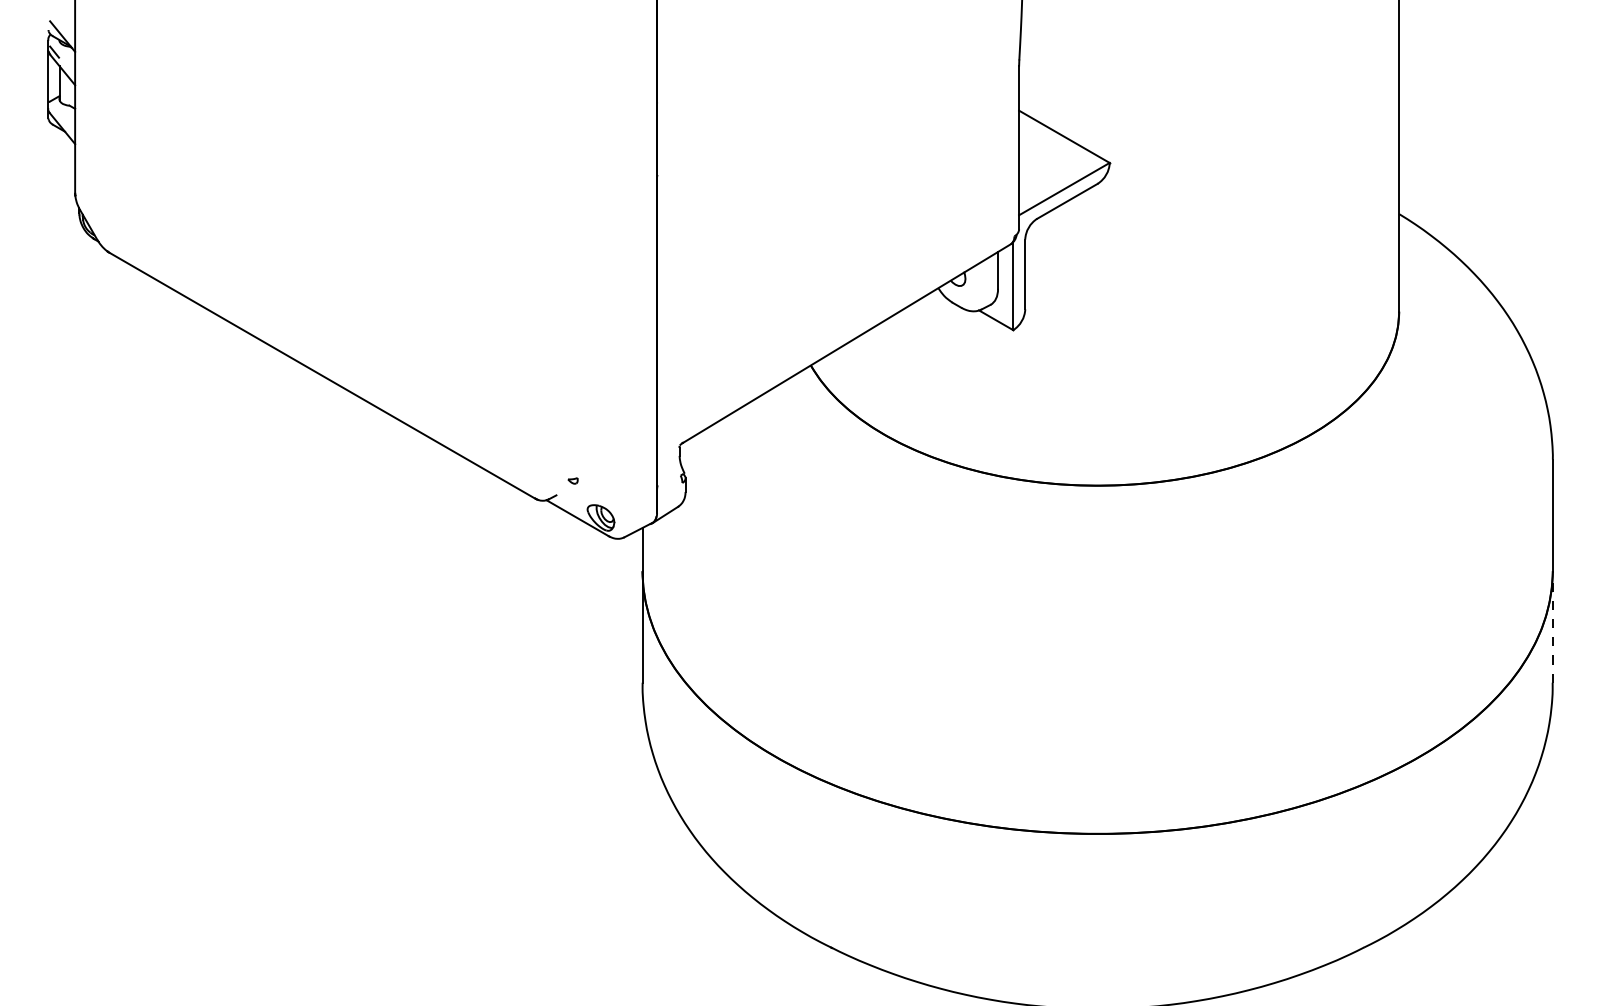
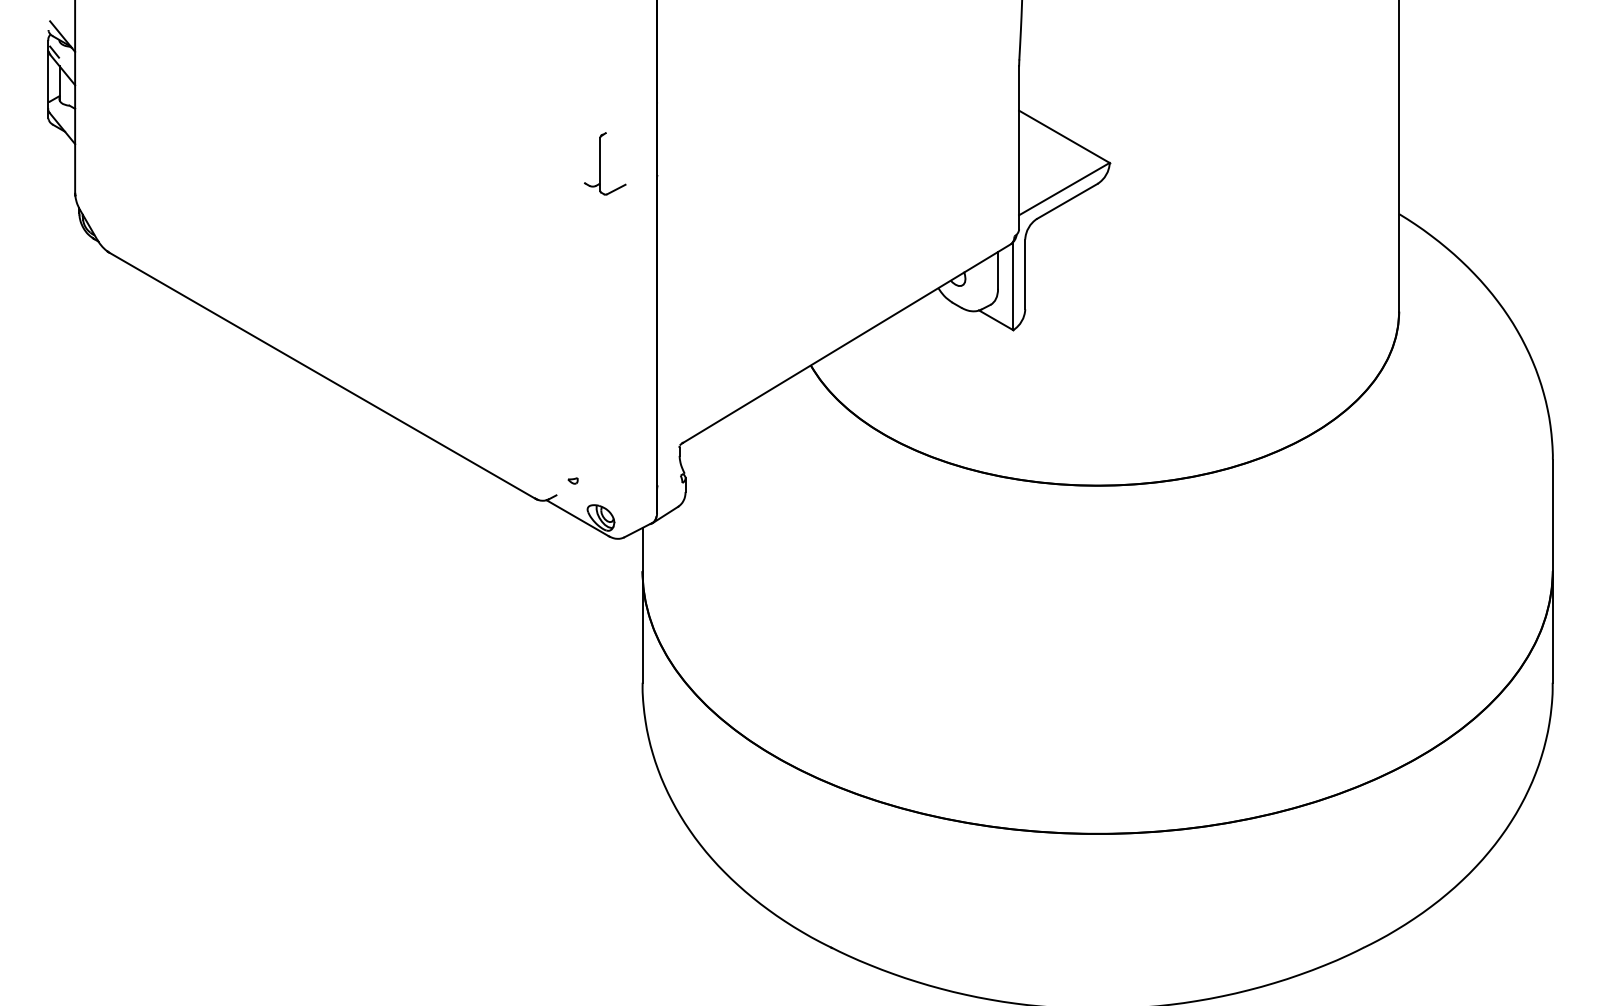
part: none -> present (605, 163)
line: dashed -> solid (1552, 626)
